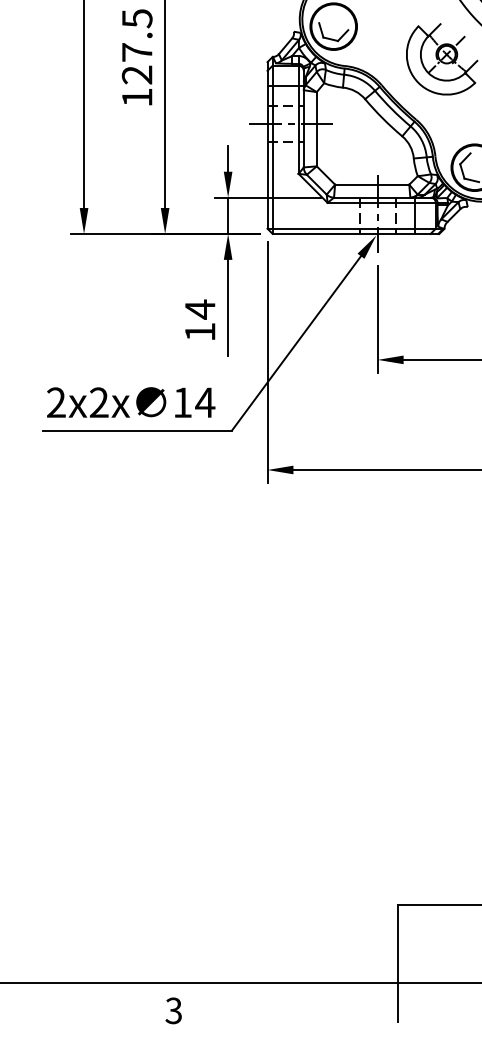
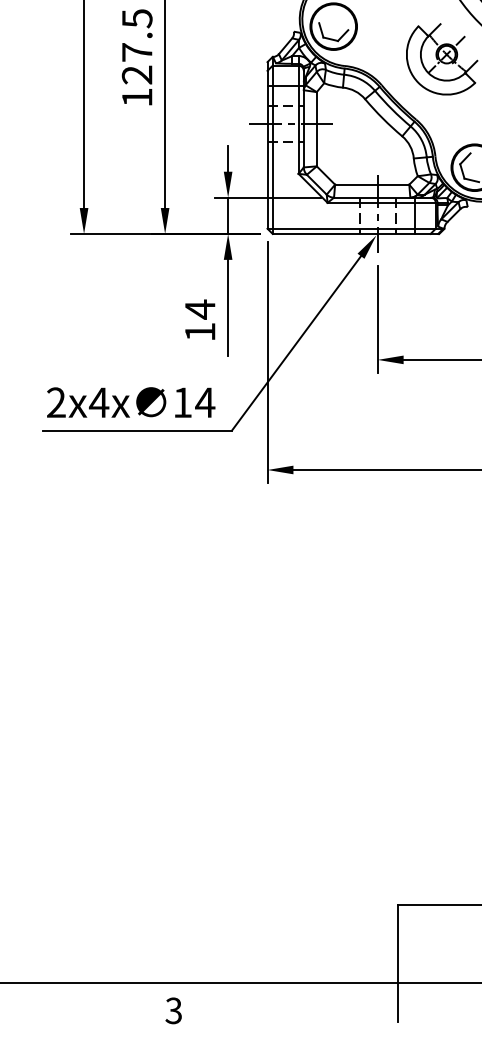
text: 2x2x -> 2x4x (99, 402)
